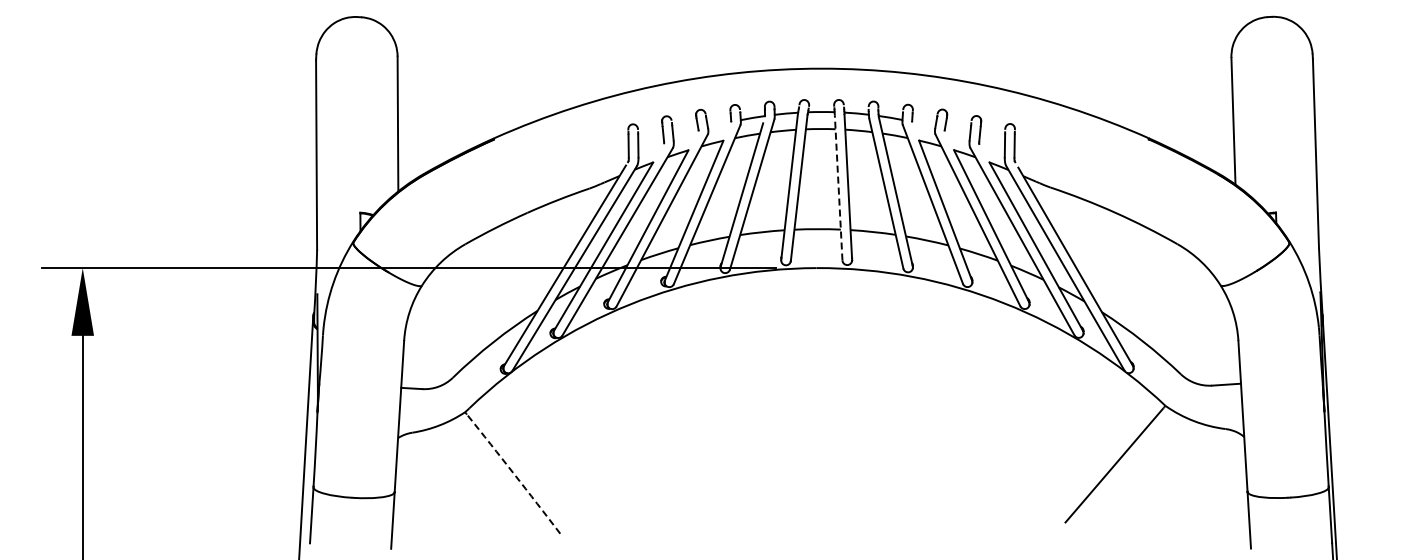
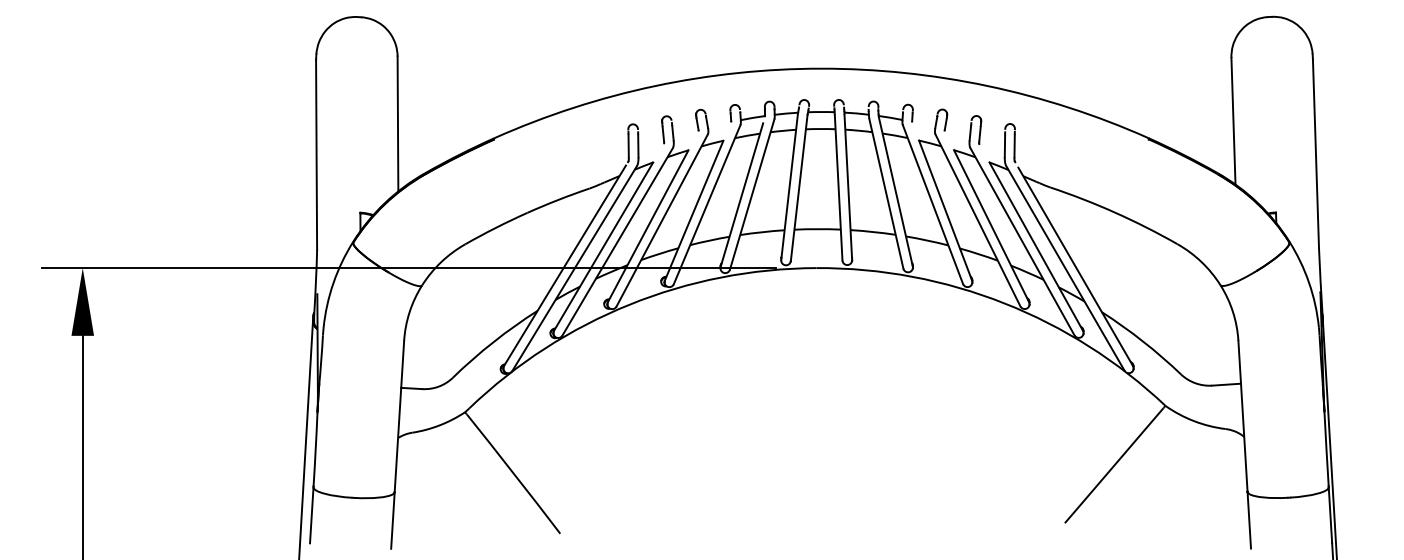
line: dashed -> solid (838, 187)
arc: dashed -> solid (514, 473)
